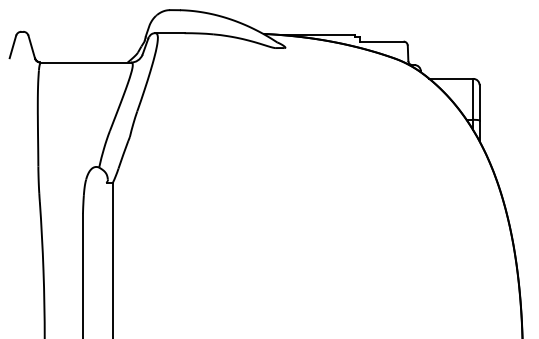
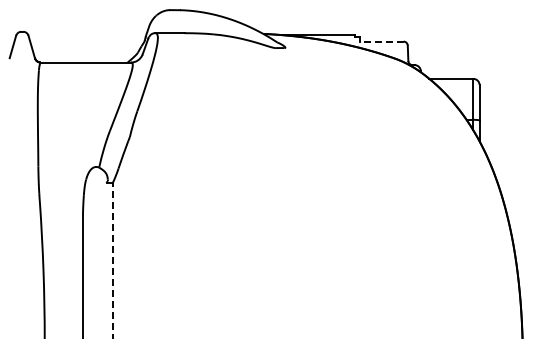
line: solid -> dashed (381, 41)
line: solid -> dashed (112, 260)
